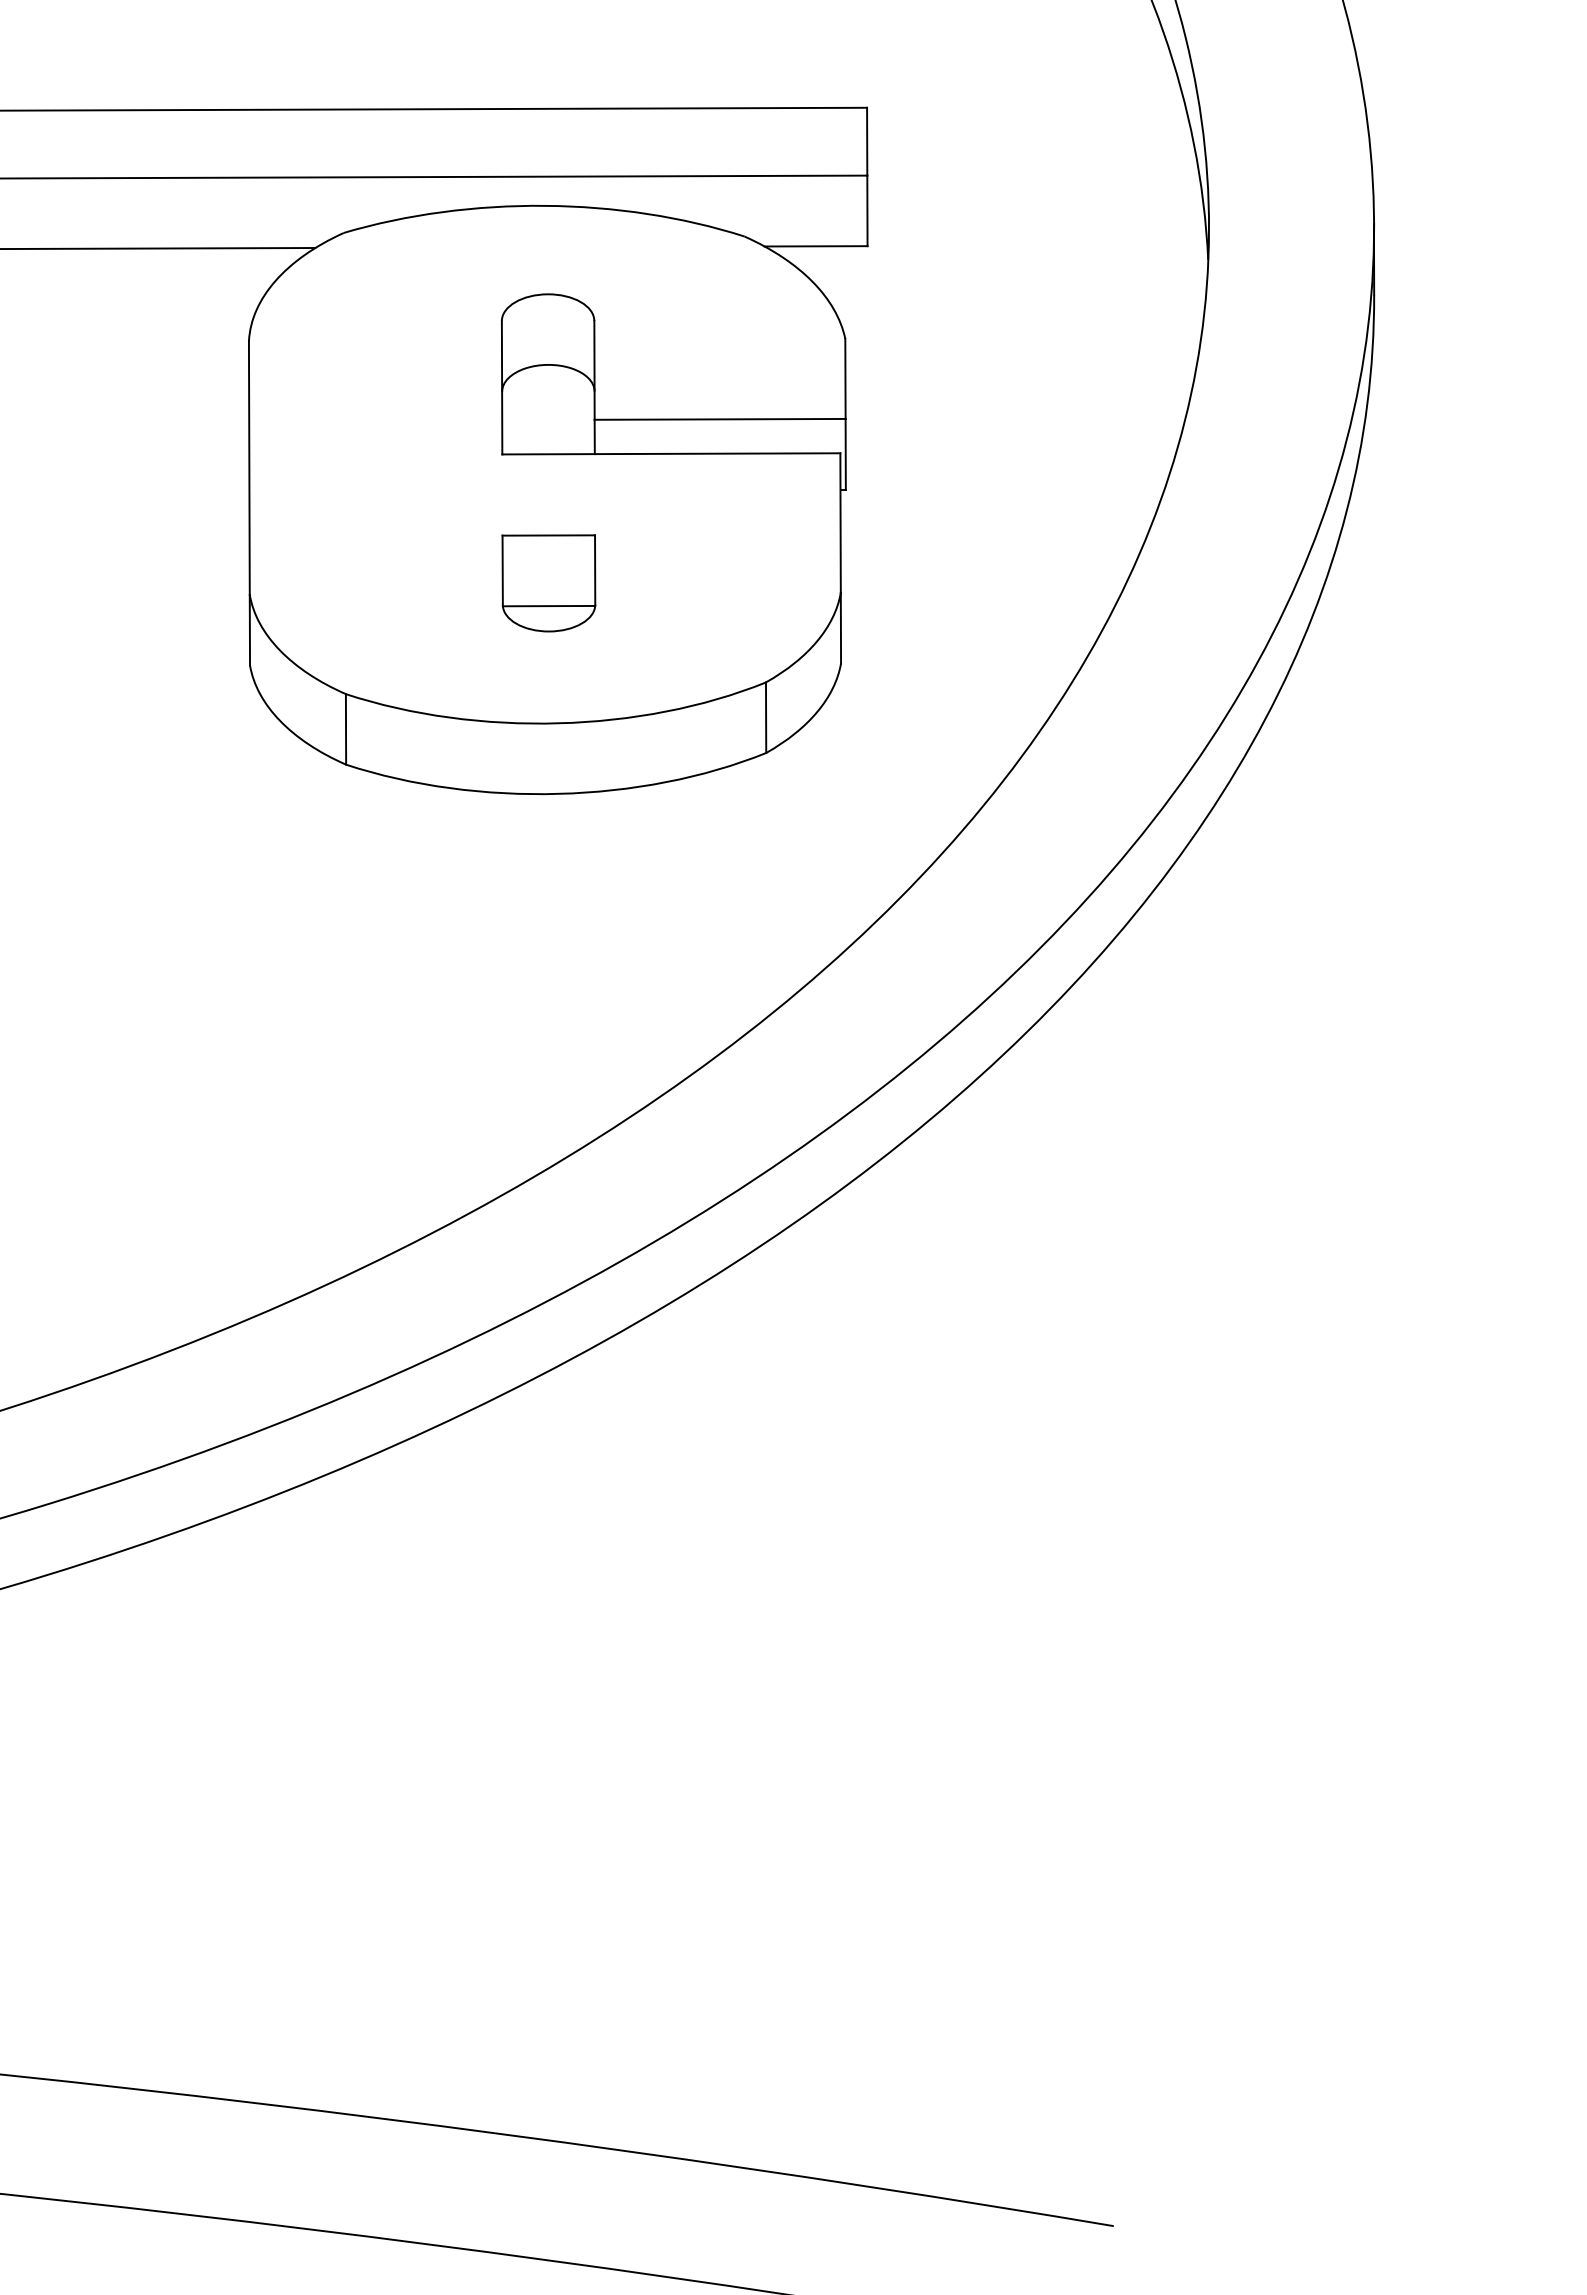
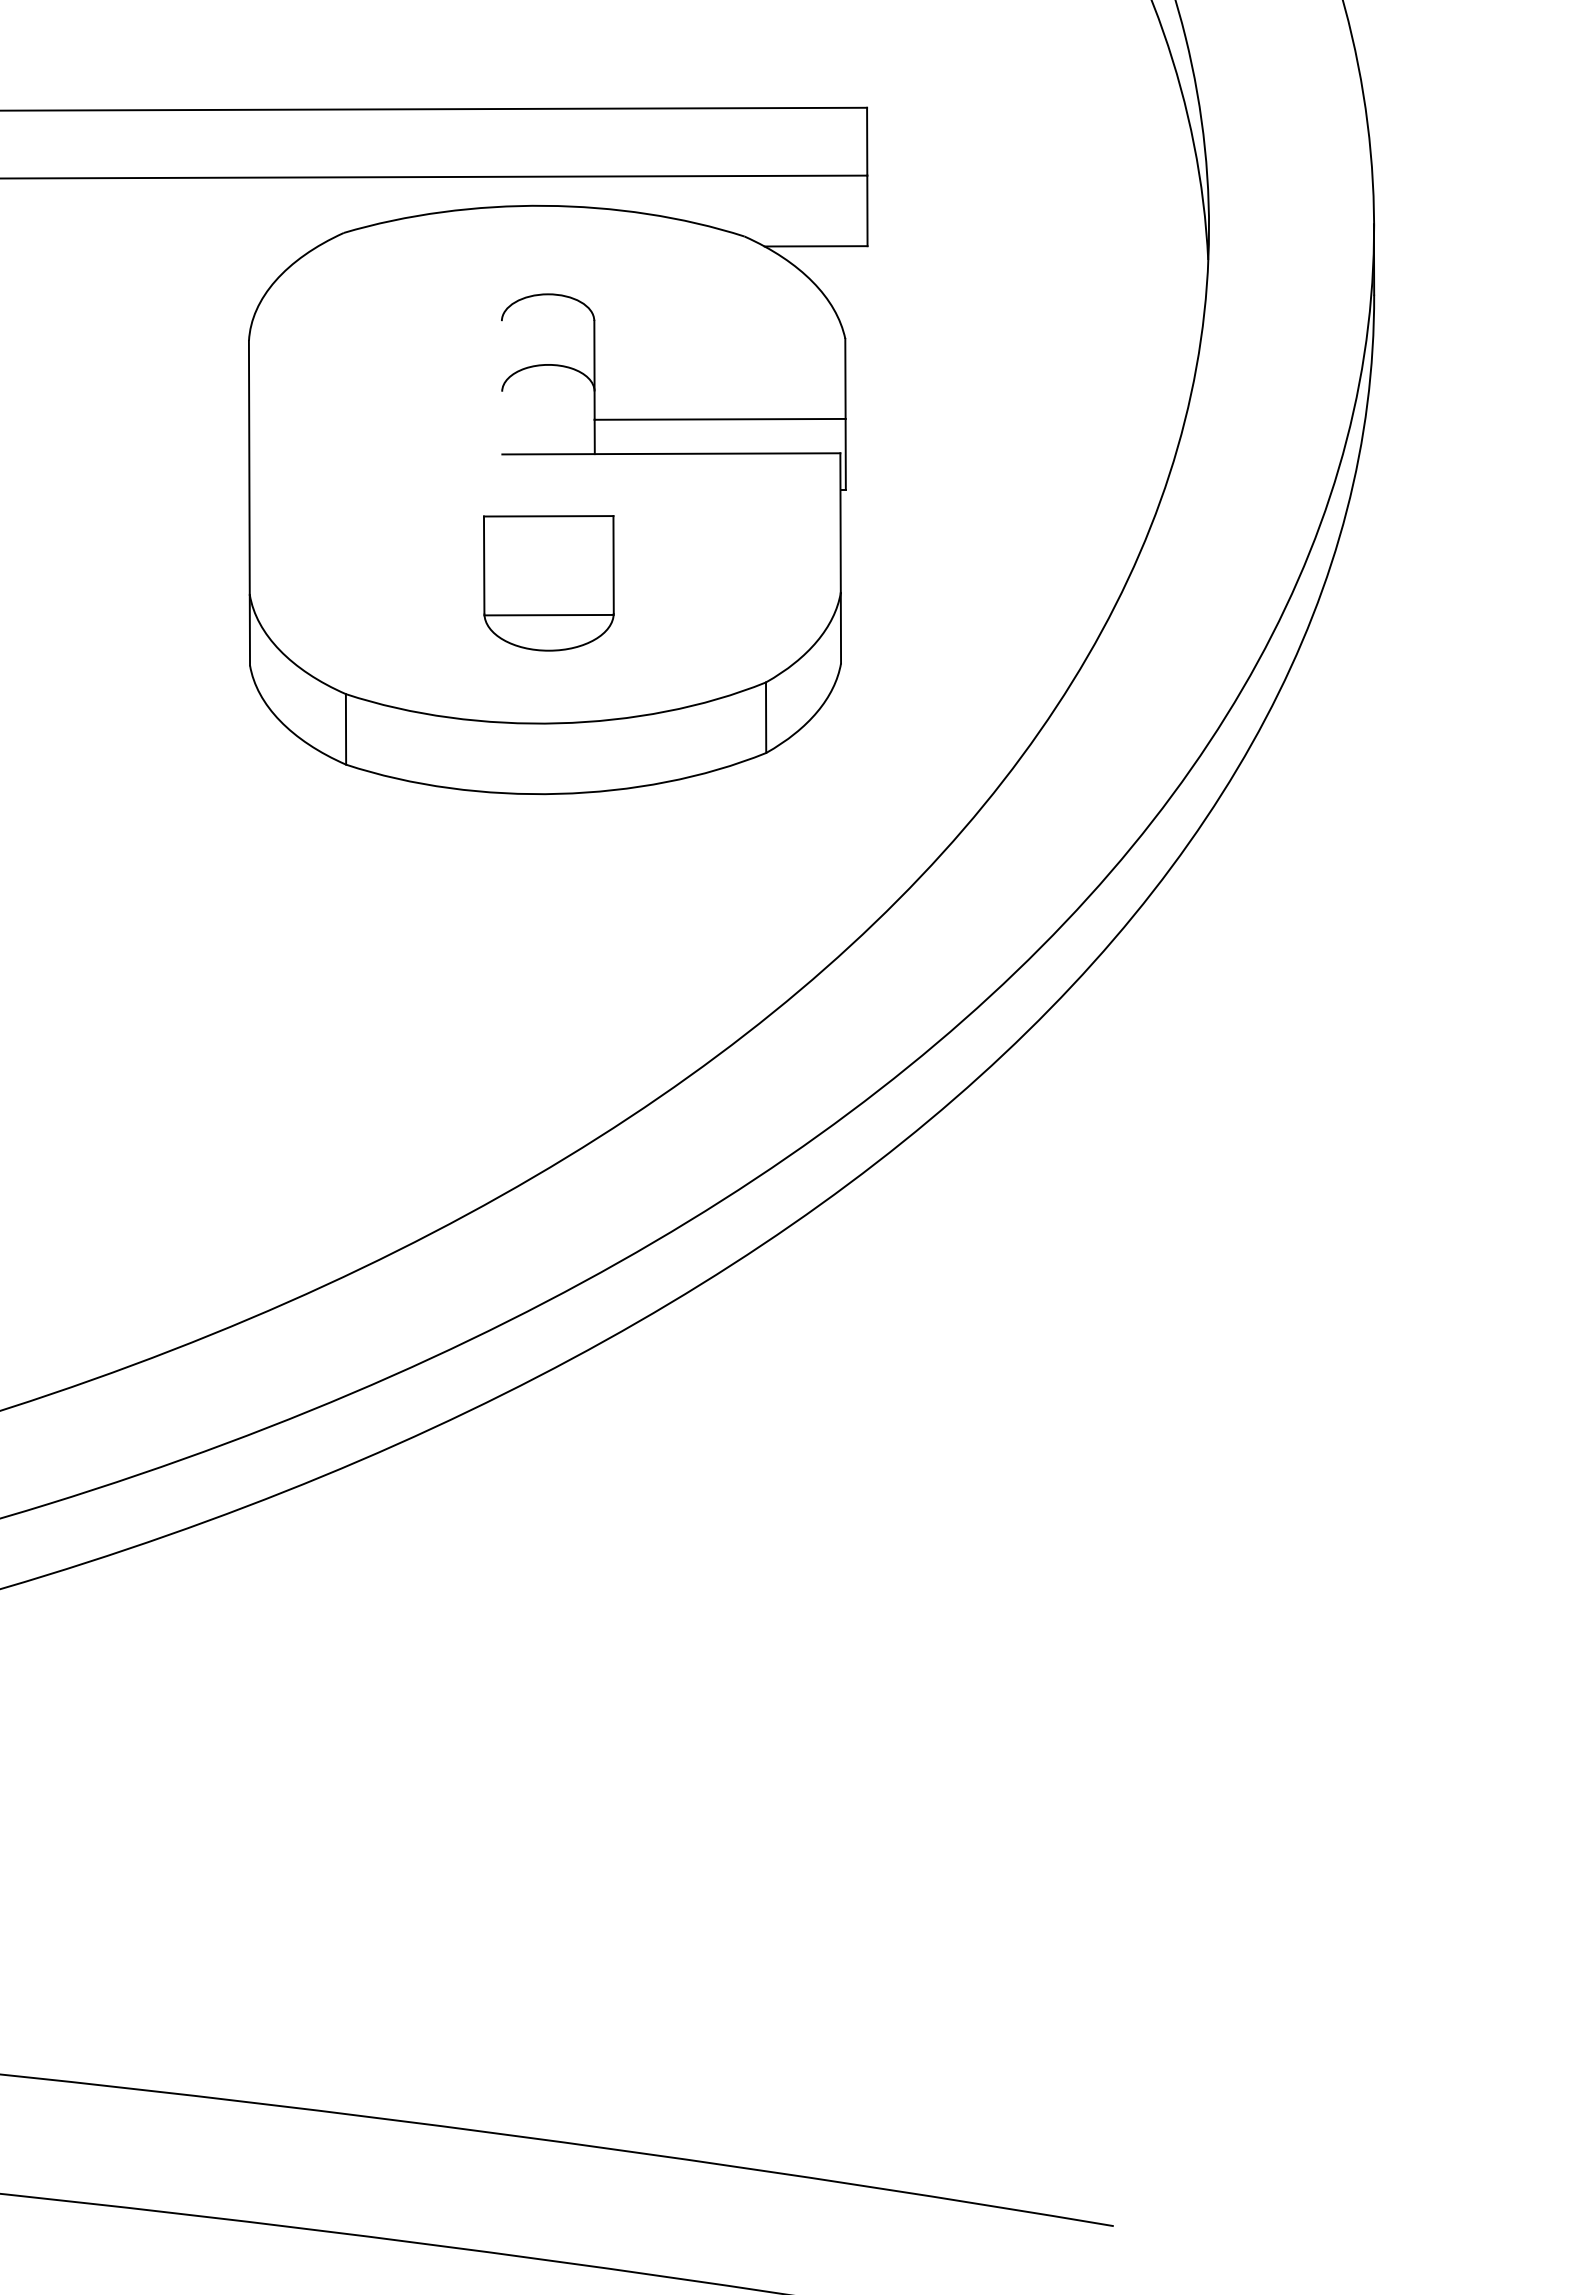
line: present -> none (158, 248)
line: present -> none (501, 387)
part size: 96x99 px -> 132x137 px (548, 583)
